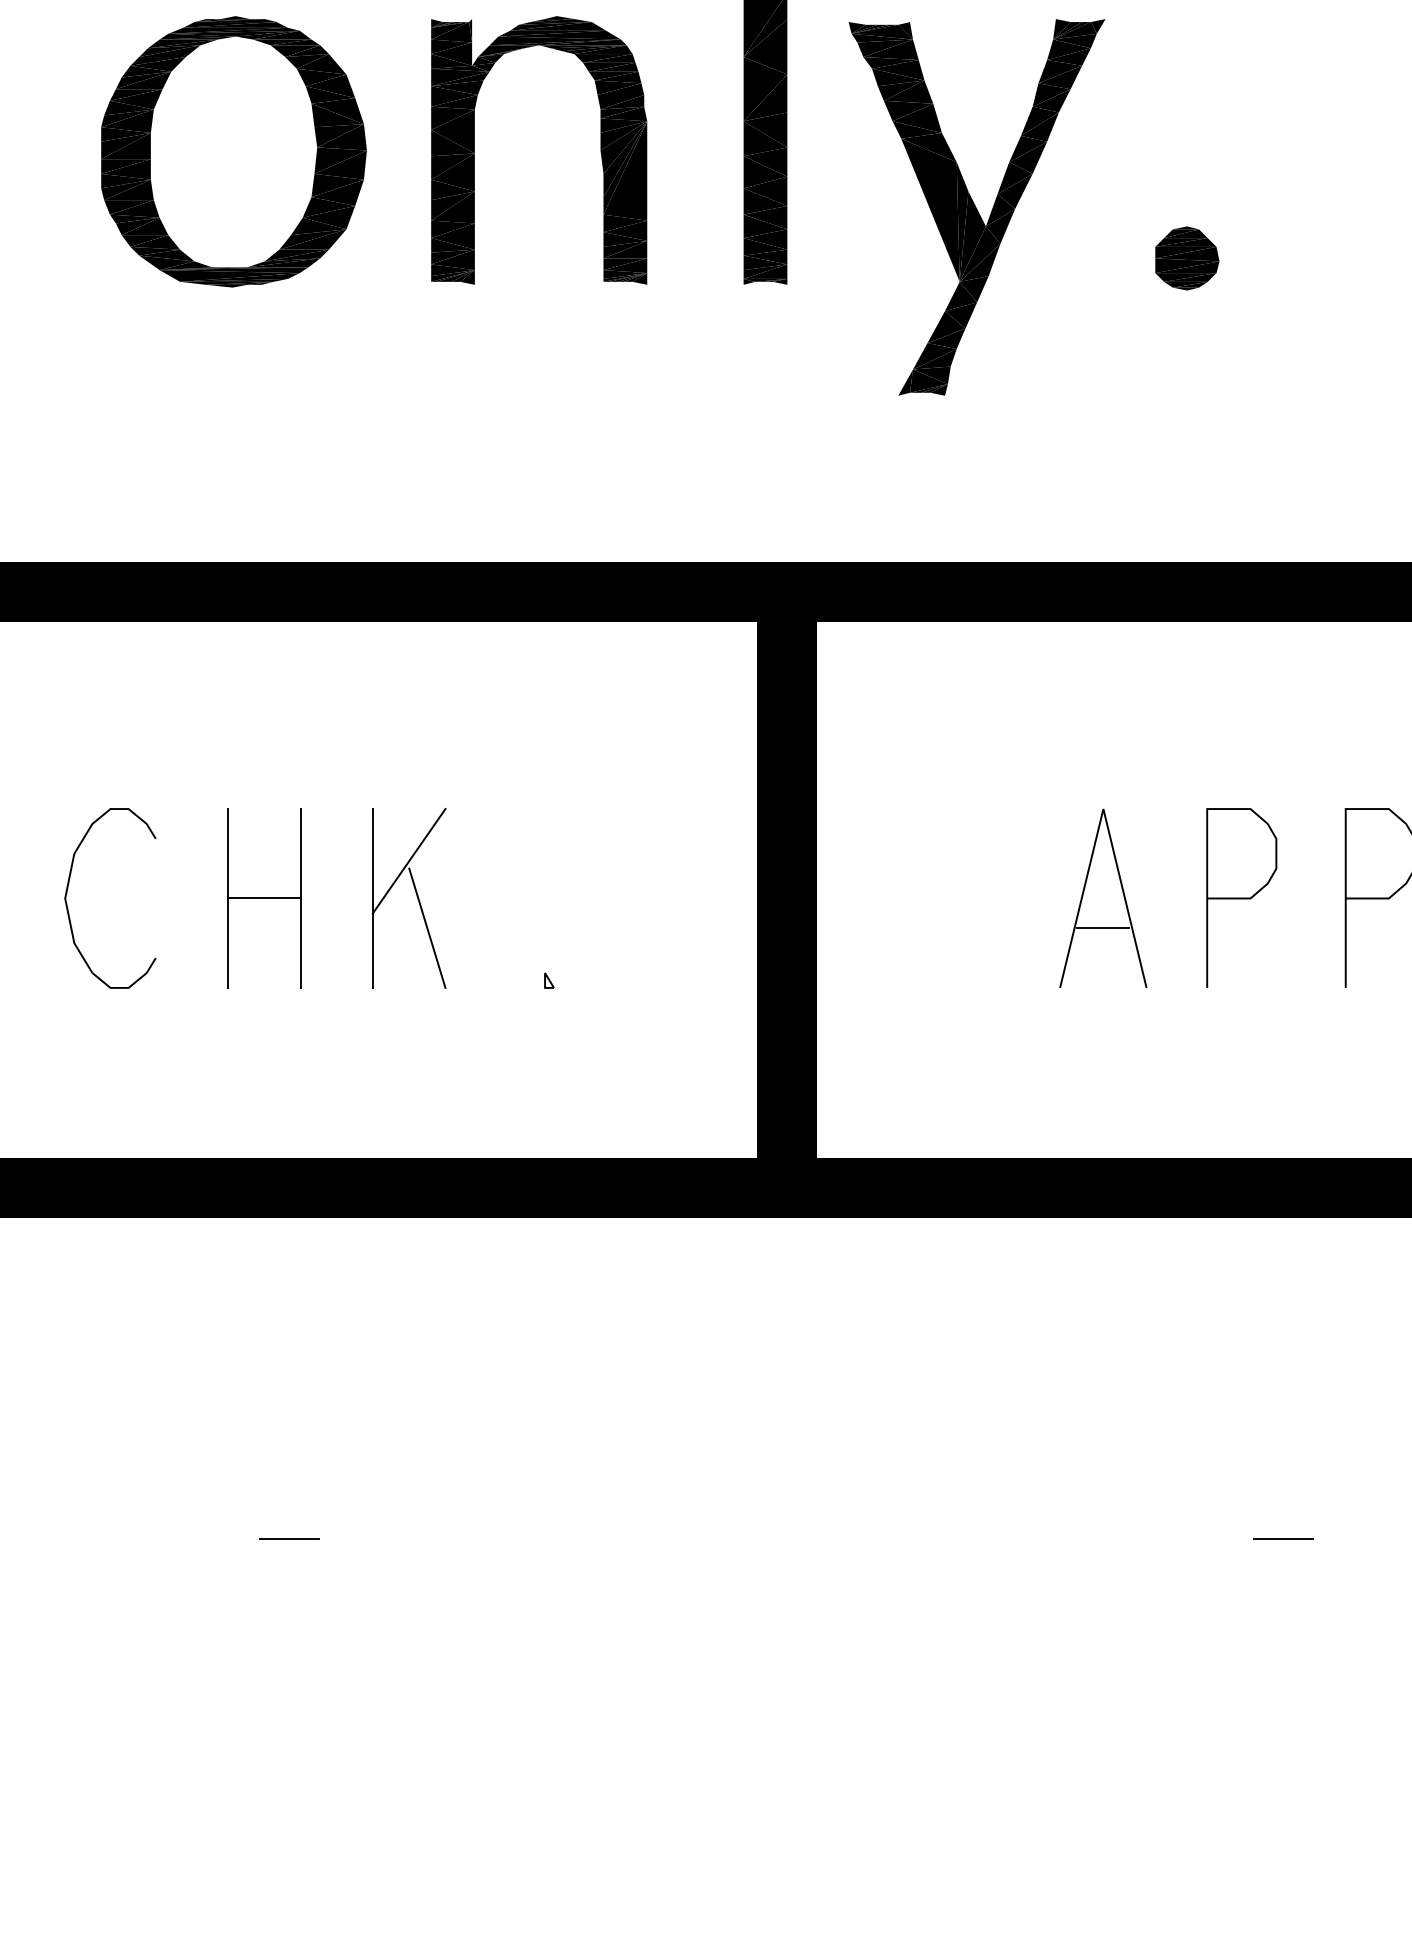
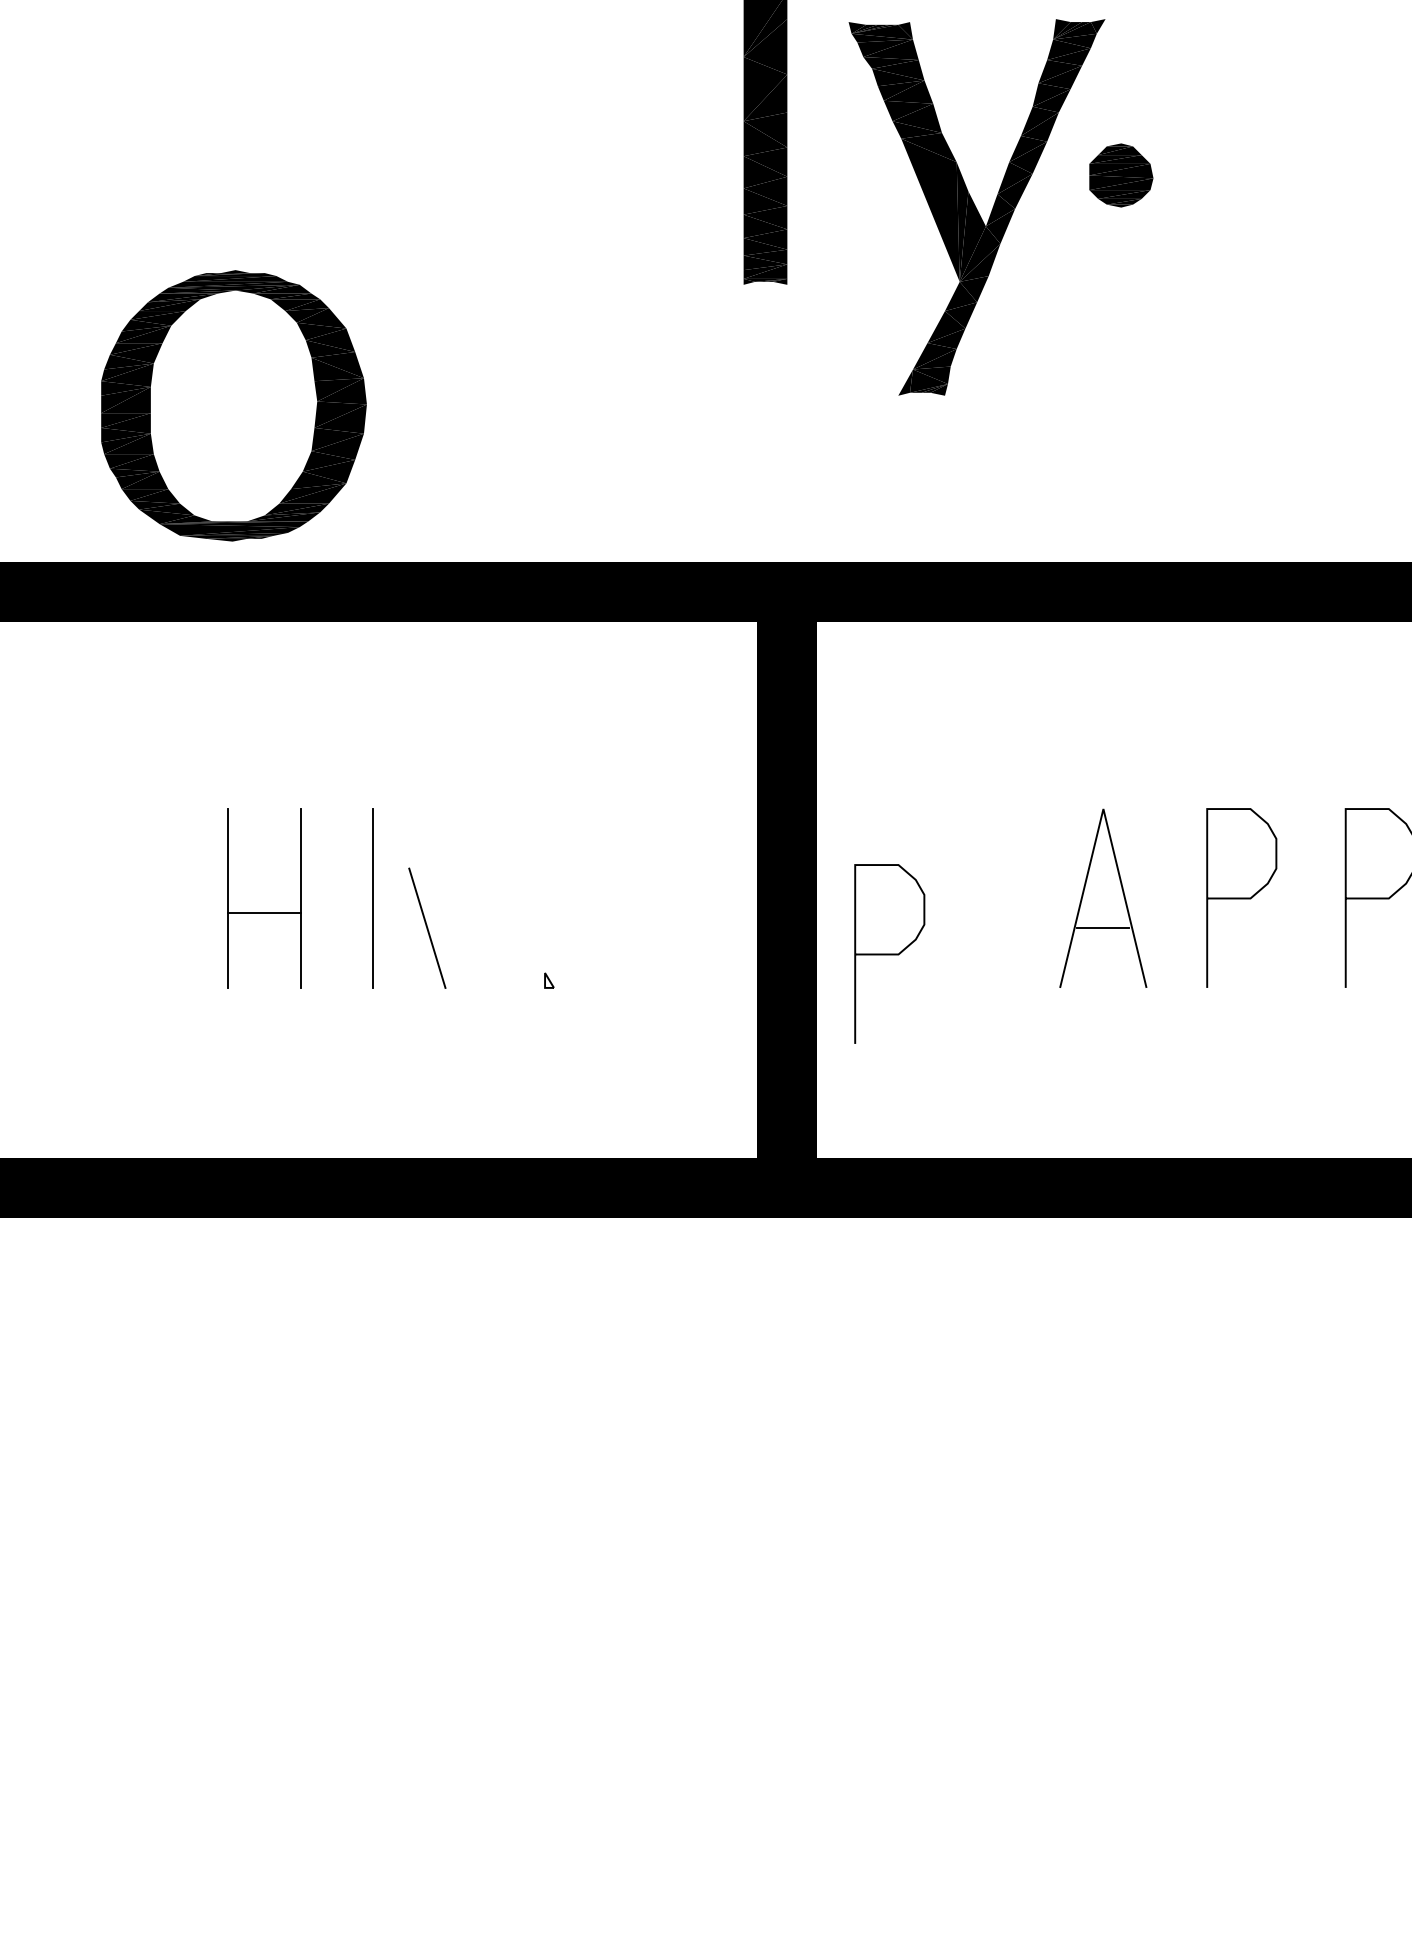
part: present -> none (600, 150)
part position: (233, 151) -> (233, 405) (233, 405)
part position: (1187, 258) -> (1121, 175) (1121, 175)
line: present -> none (408, 861)
part: present -> none (68, 888)
line position: (264, 898) -> (264, 913) (264, 913)
curve: none -> present (889, 953)
line: present -> none (289, 1539)
line: present -> none (1283, 1539)
